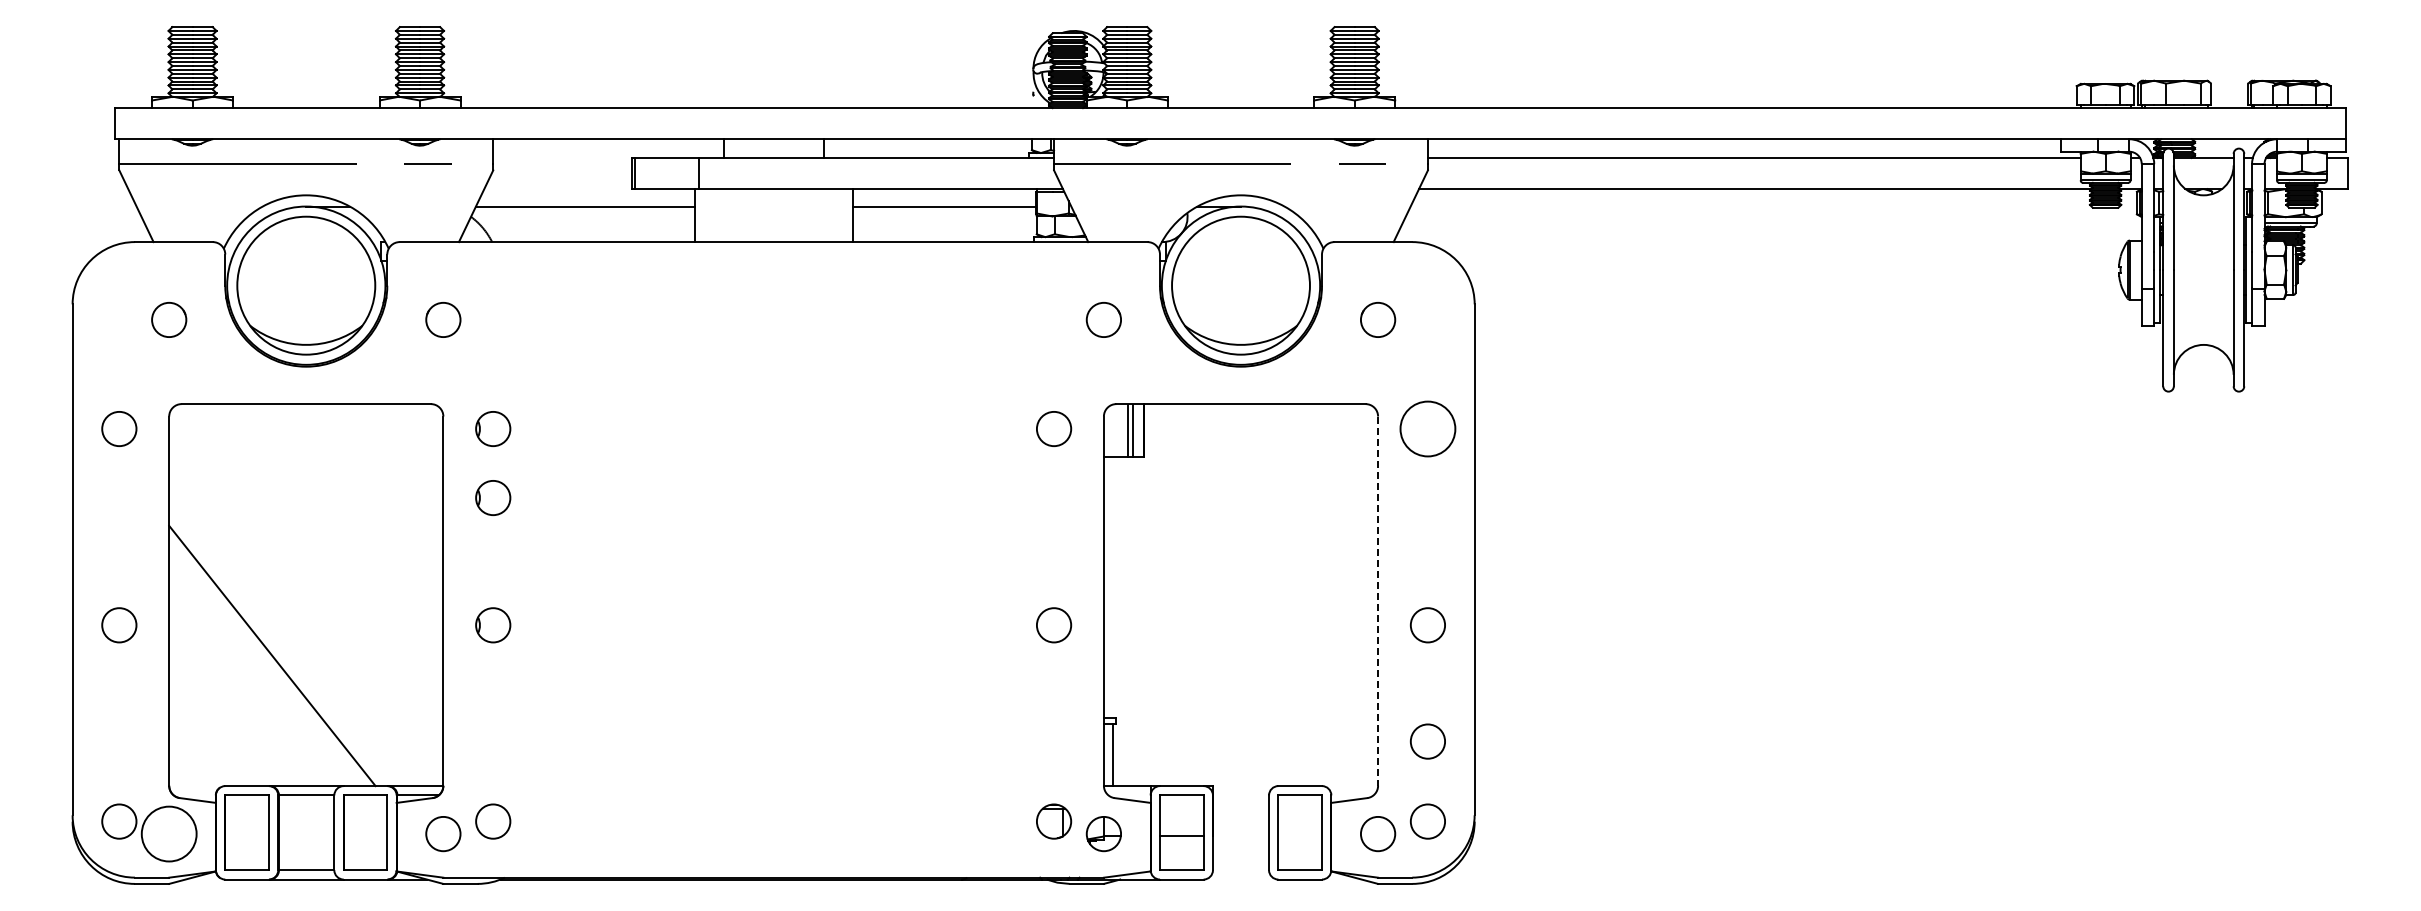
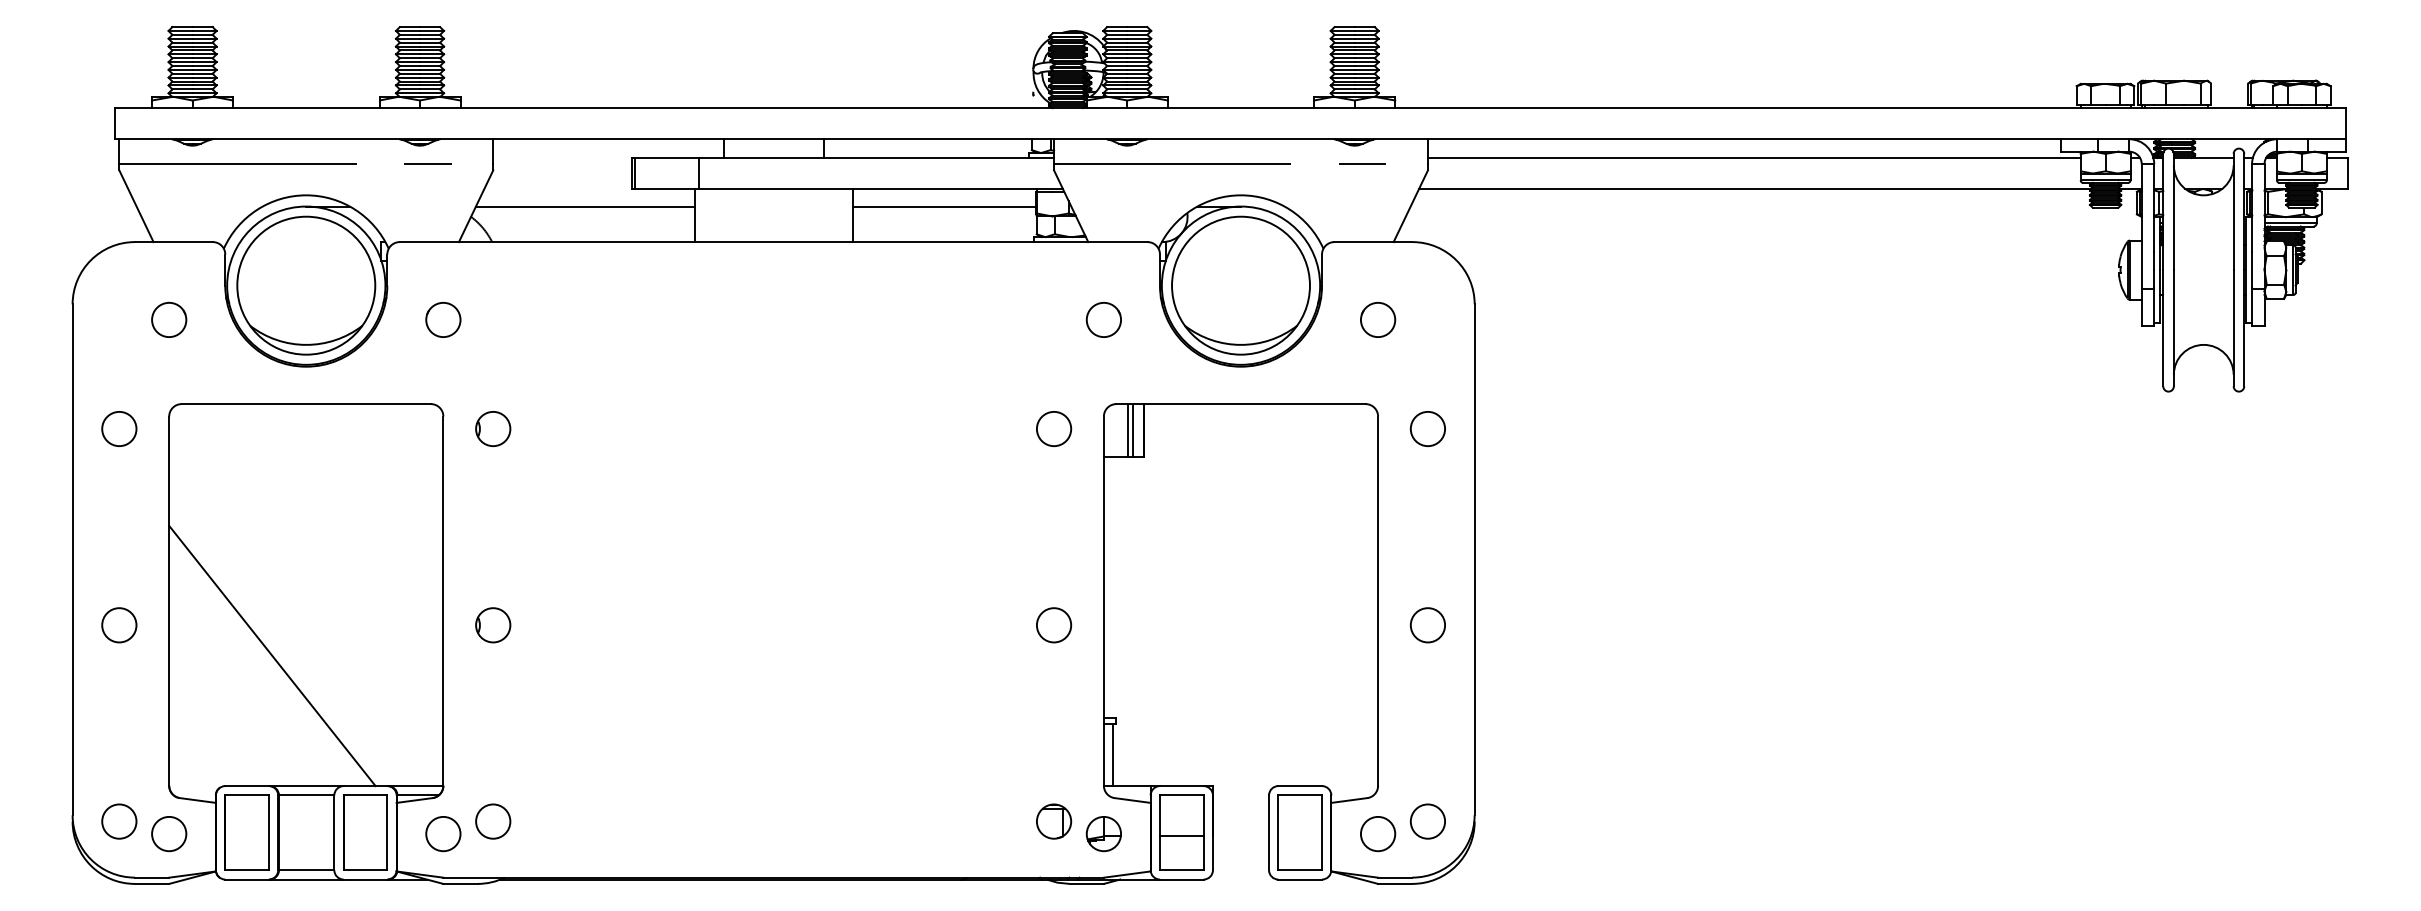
circle diameter: 55 px -> 34 px (1427, 428)
part: present -> none (493, 497)
line: dashed -> solid (1378, 601)
circle: present -> none (1427, 741)
circle diameter: 55 px -> 34 px (169, 833)
